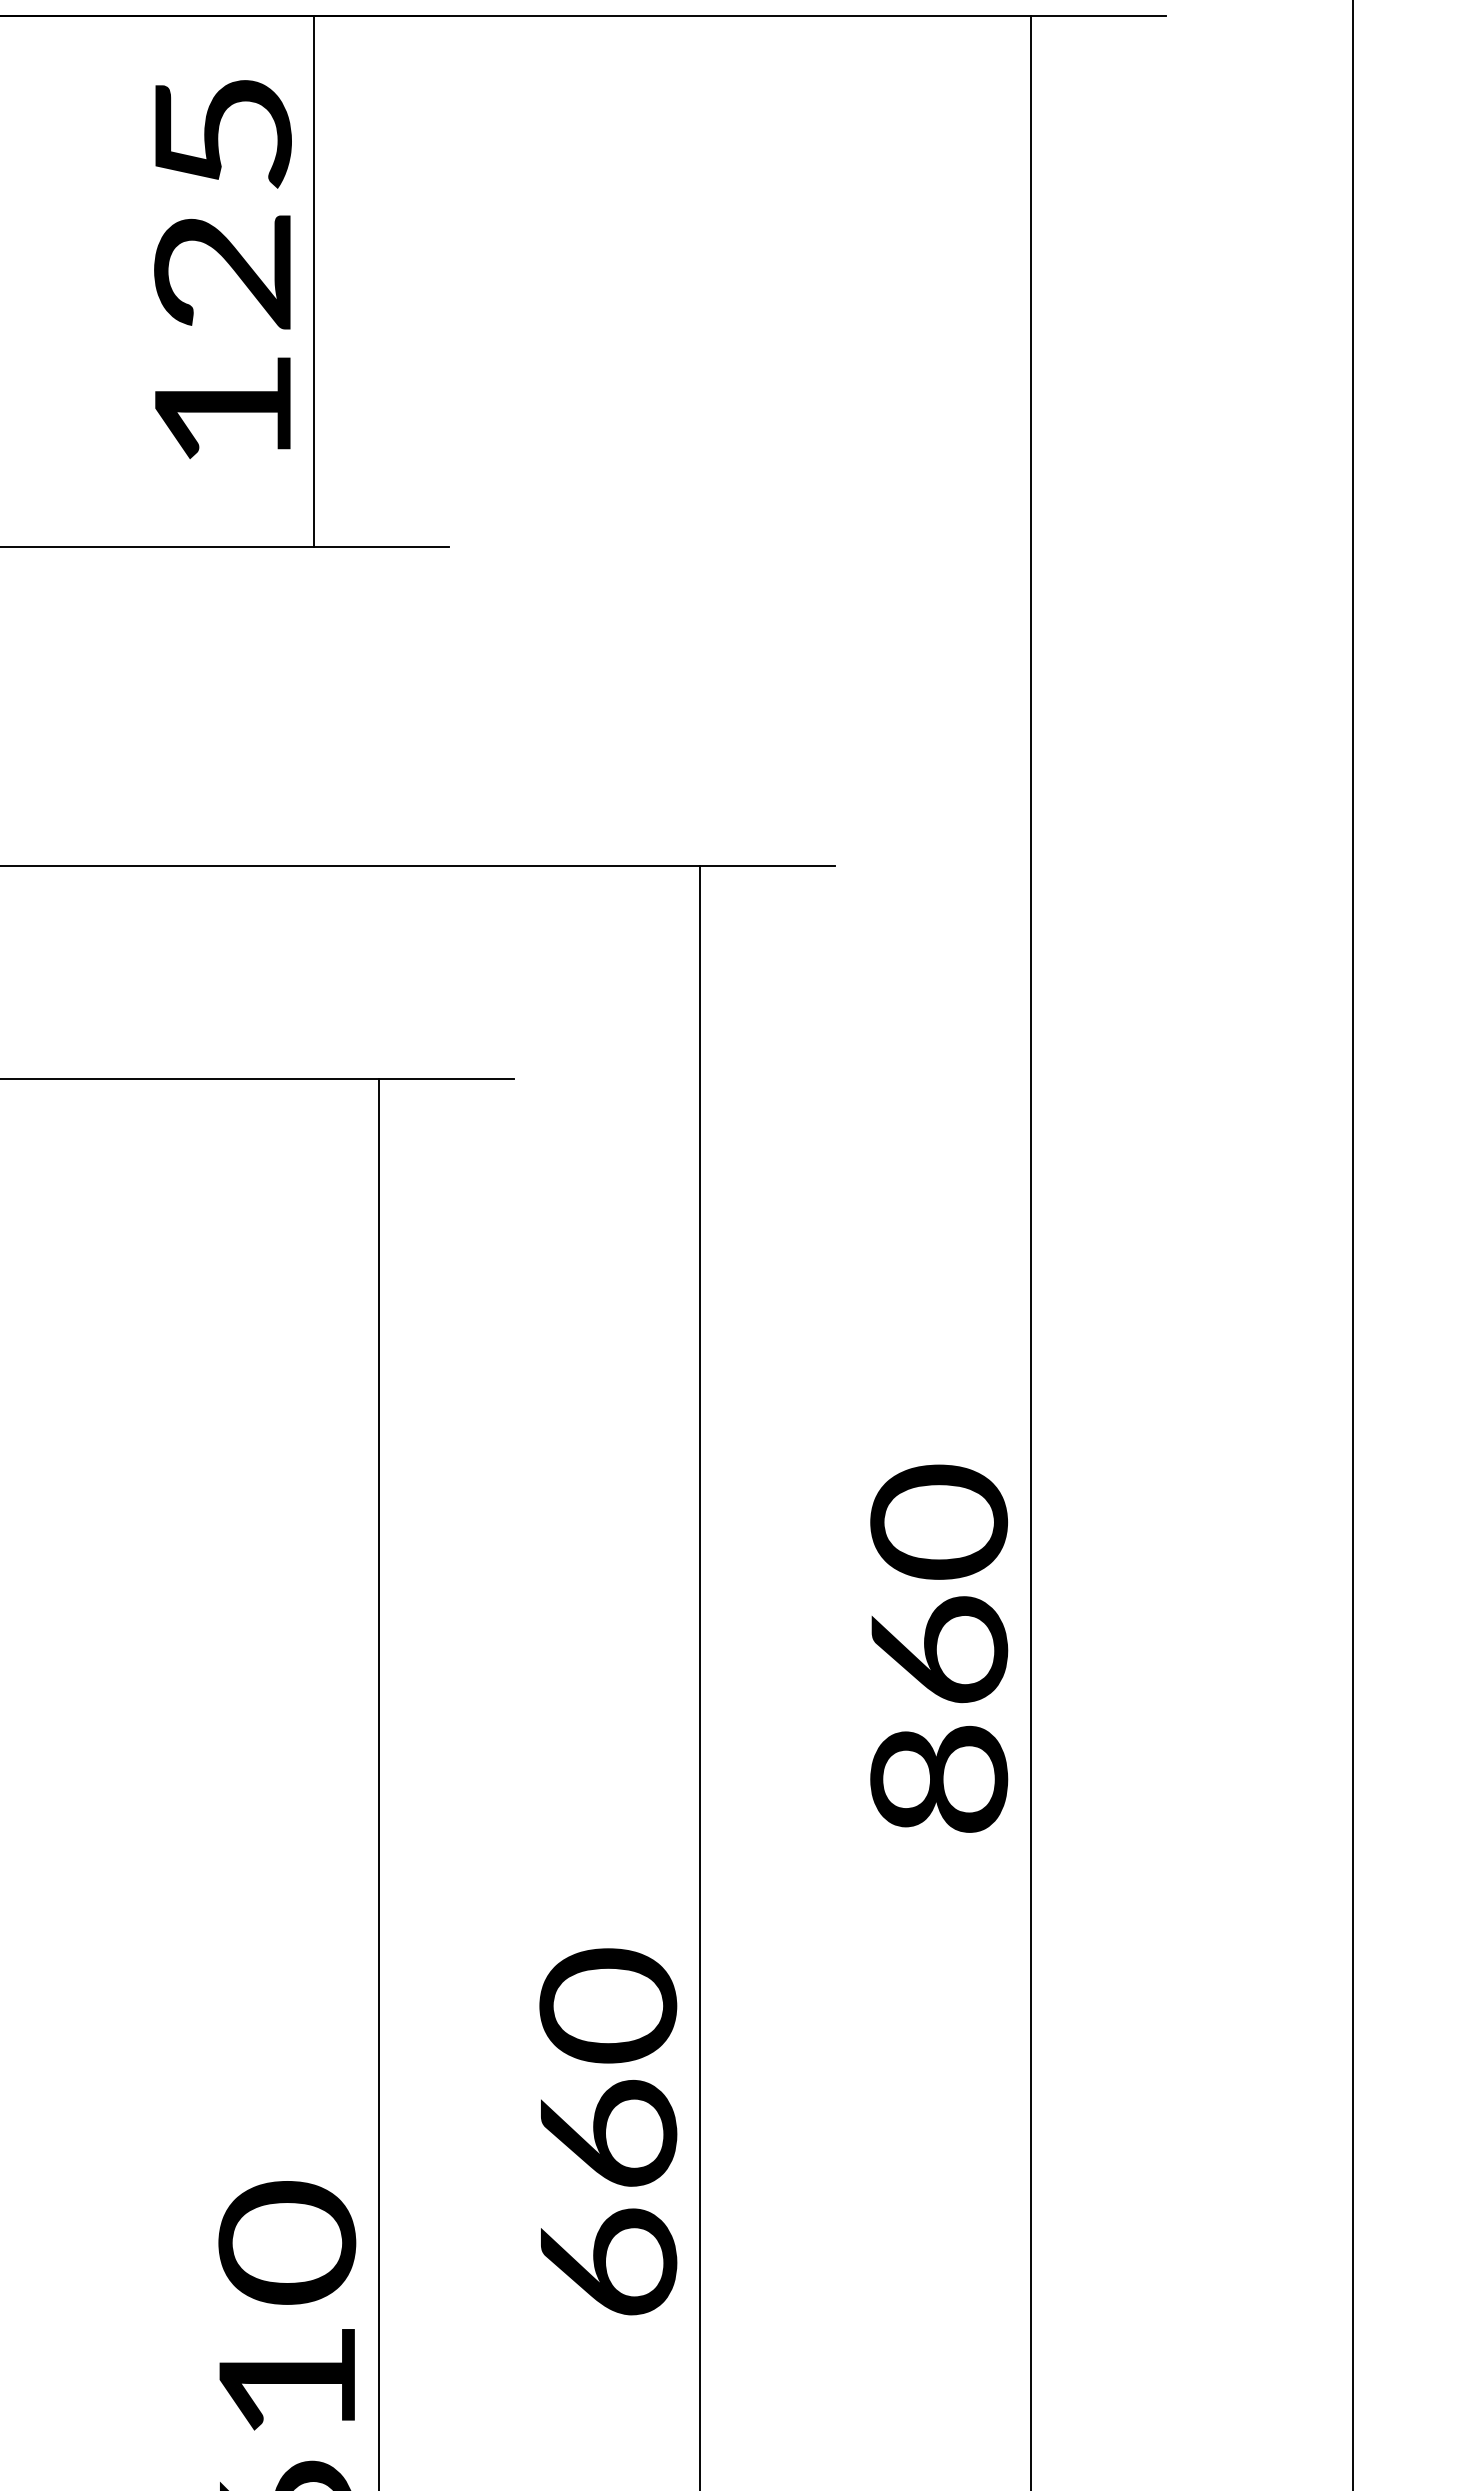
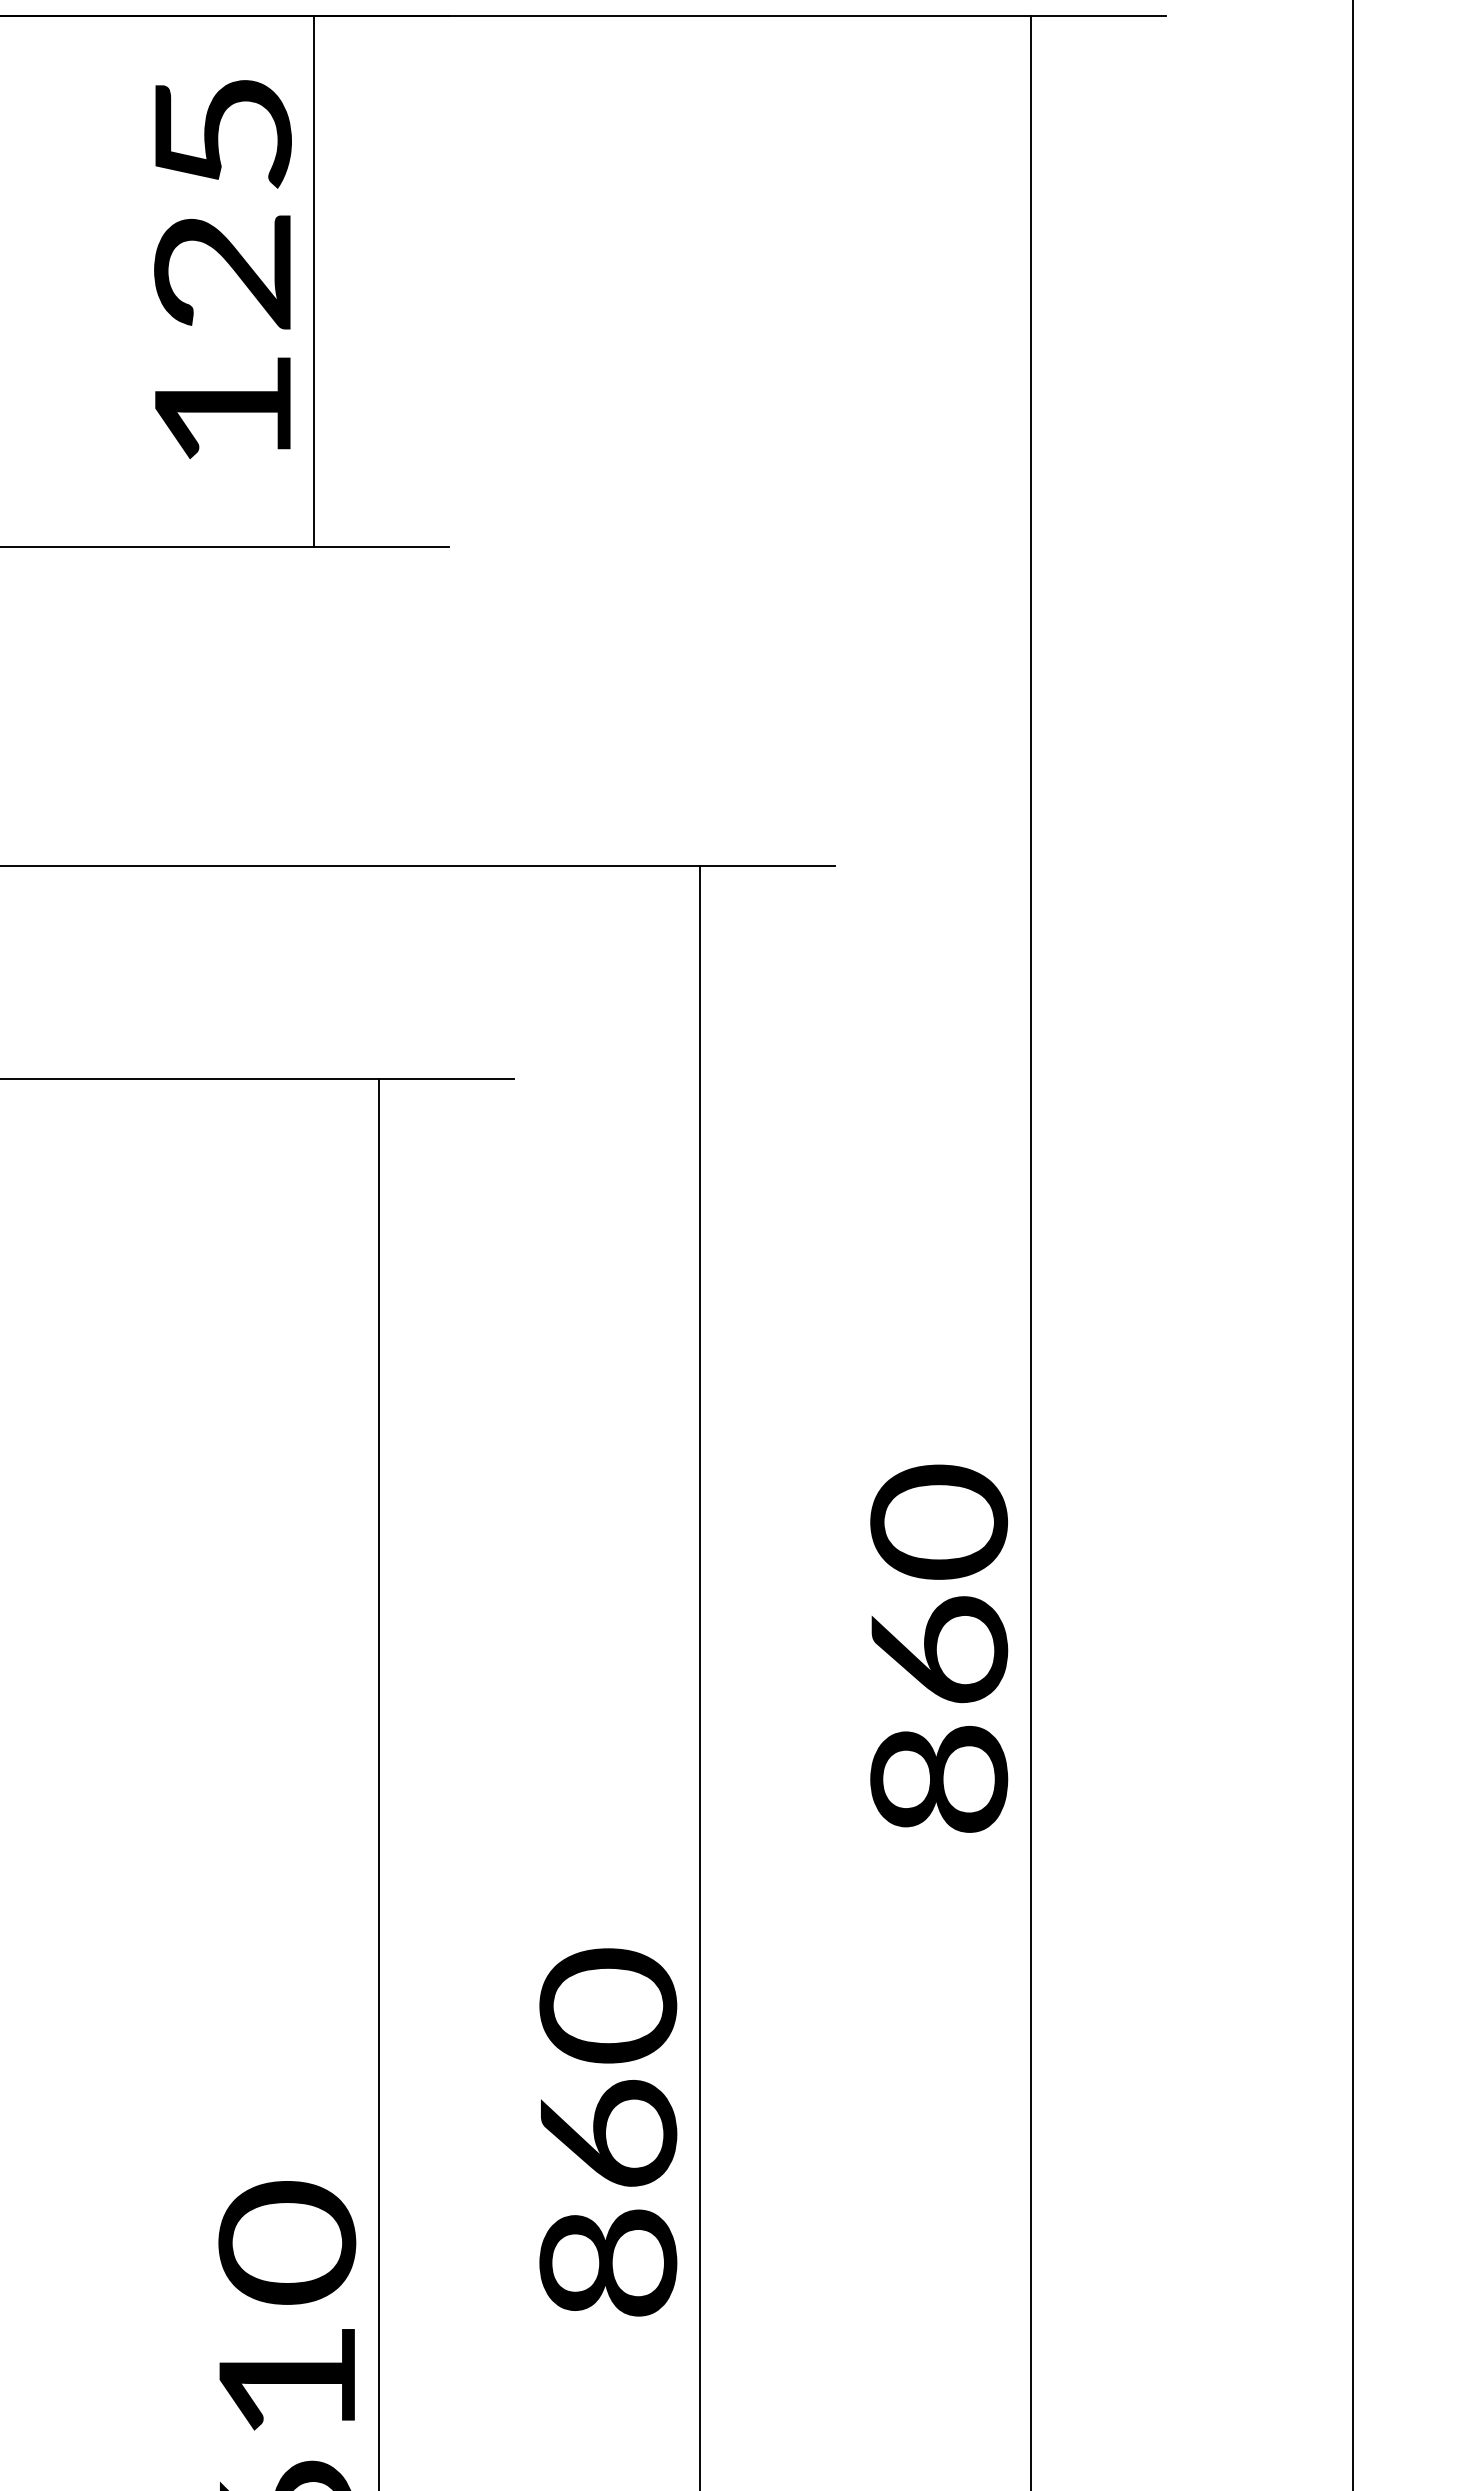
text: 660 -> 860 (607, 2262)
